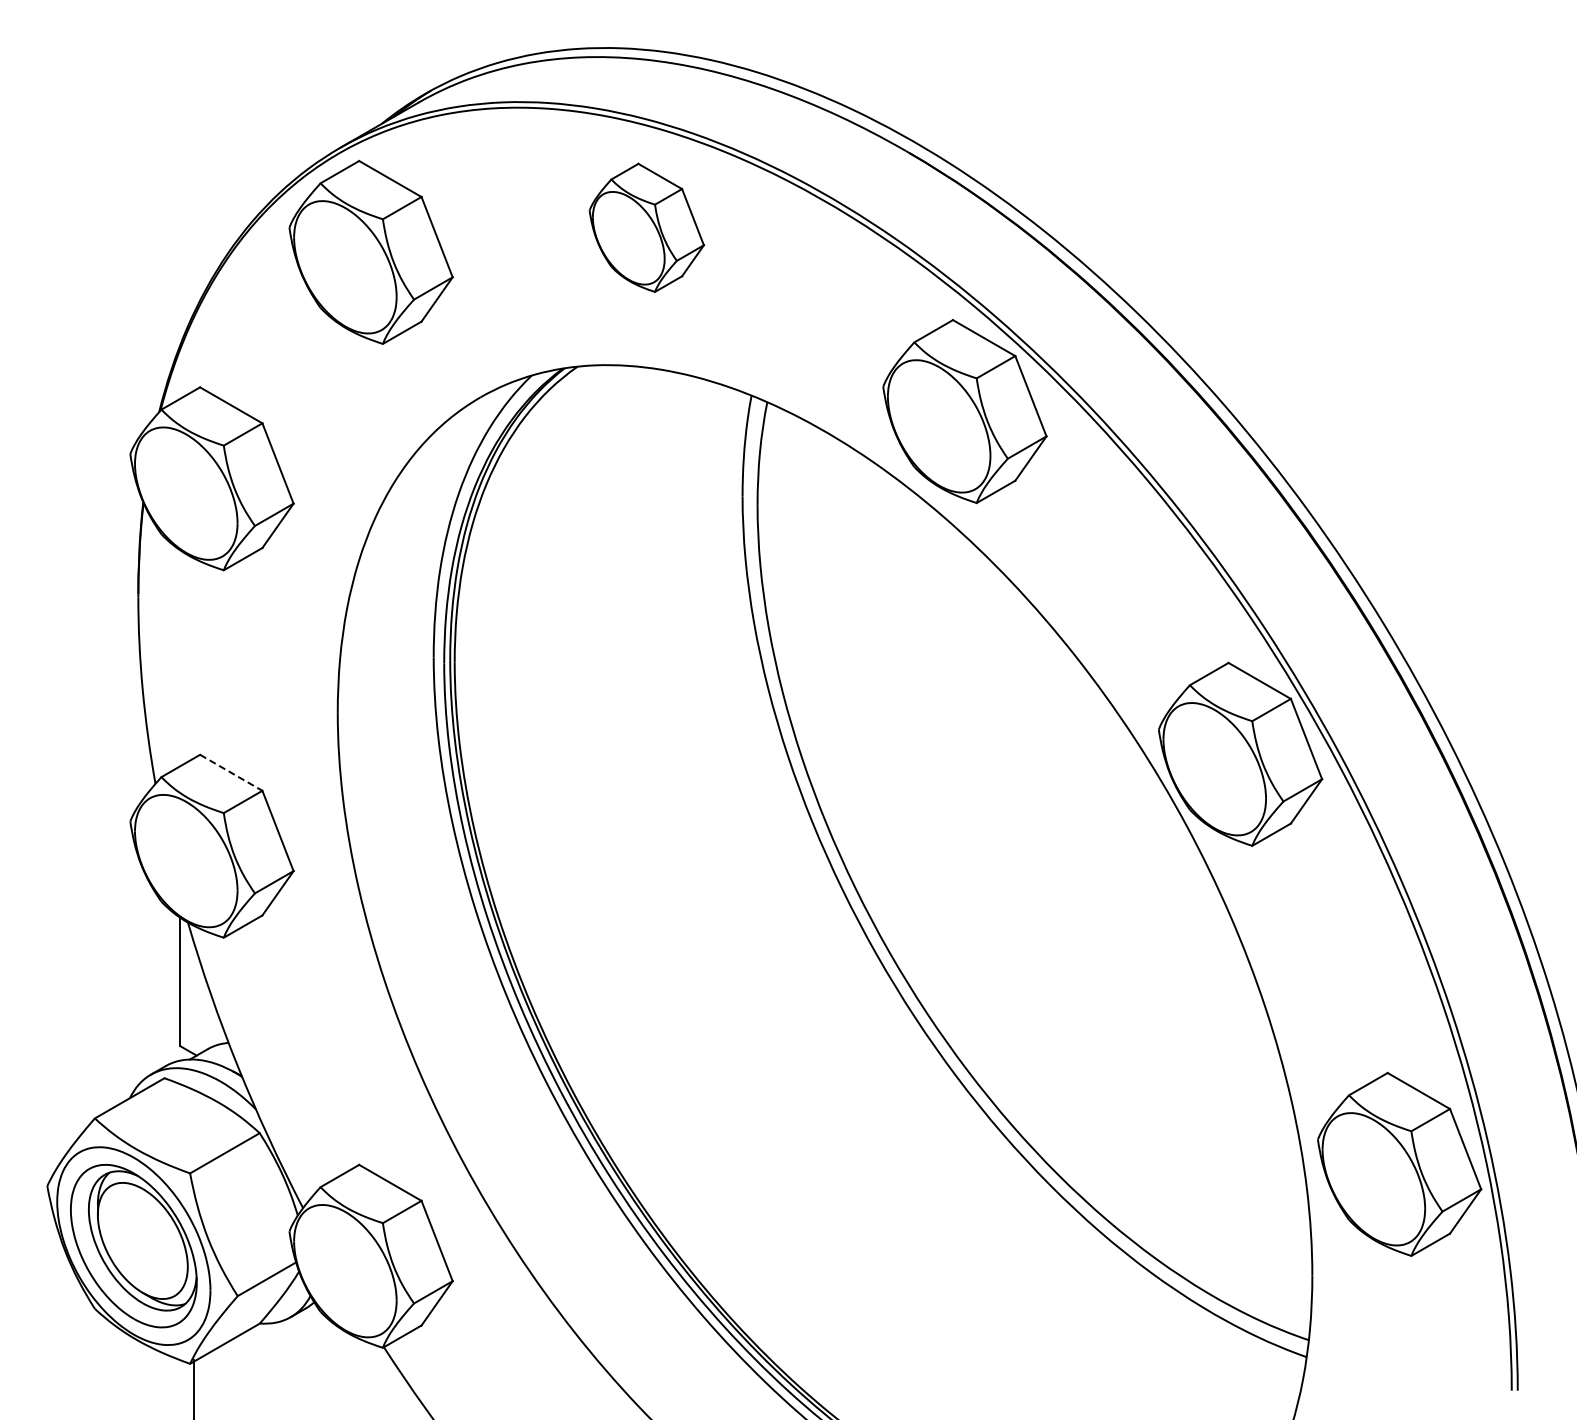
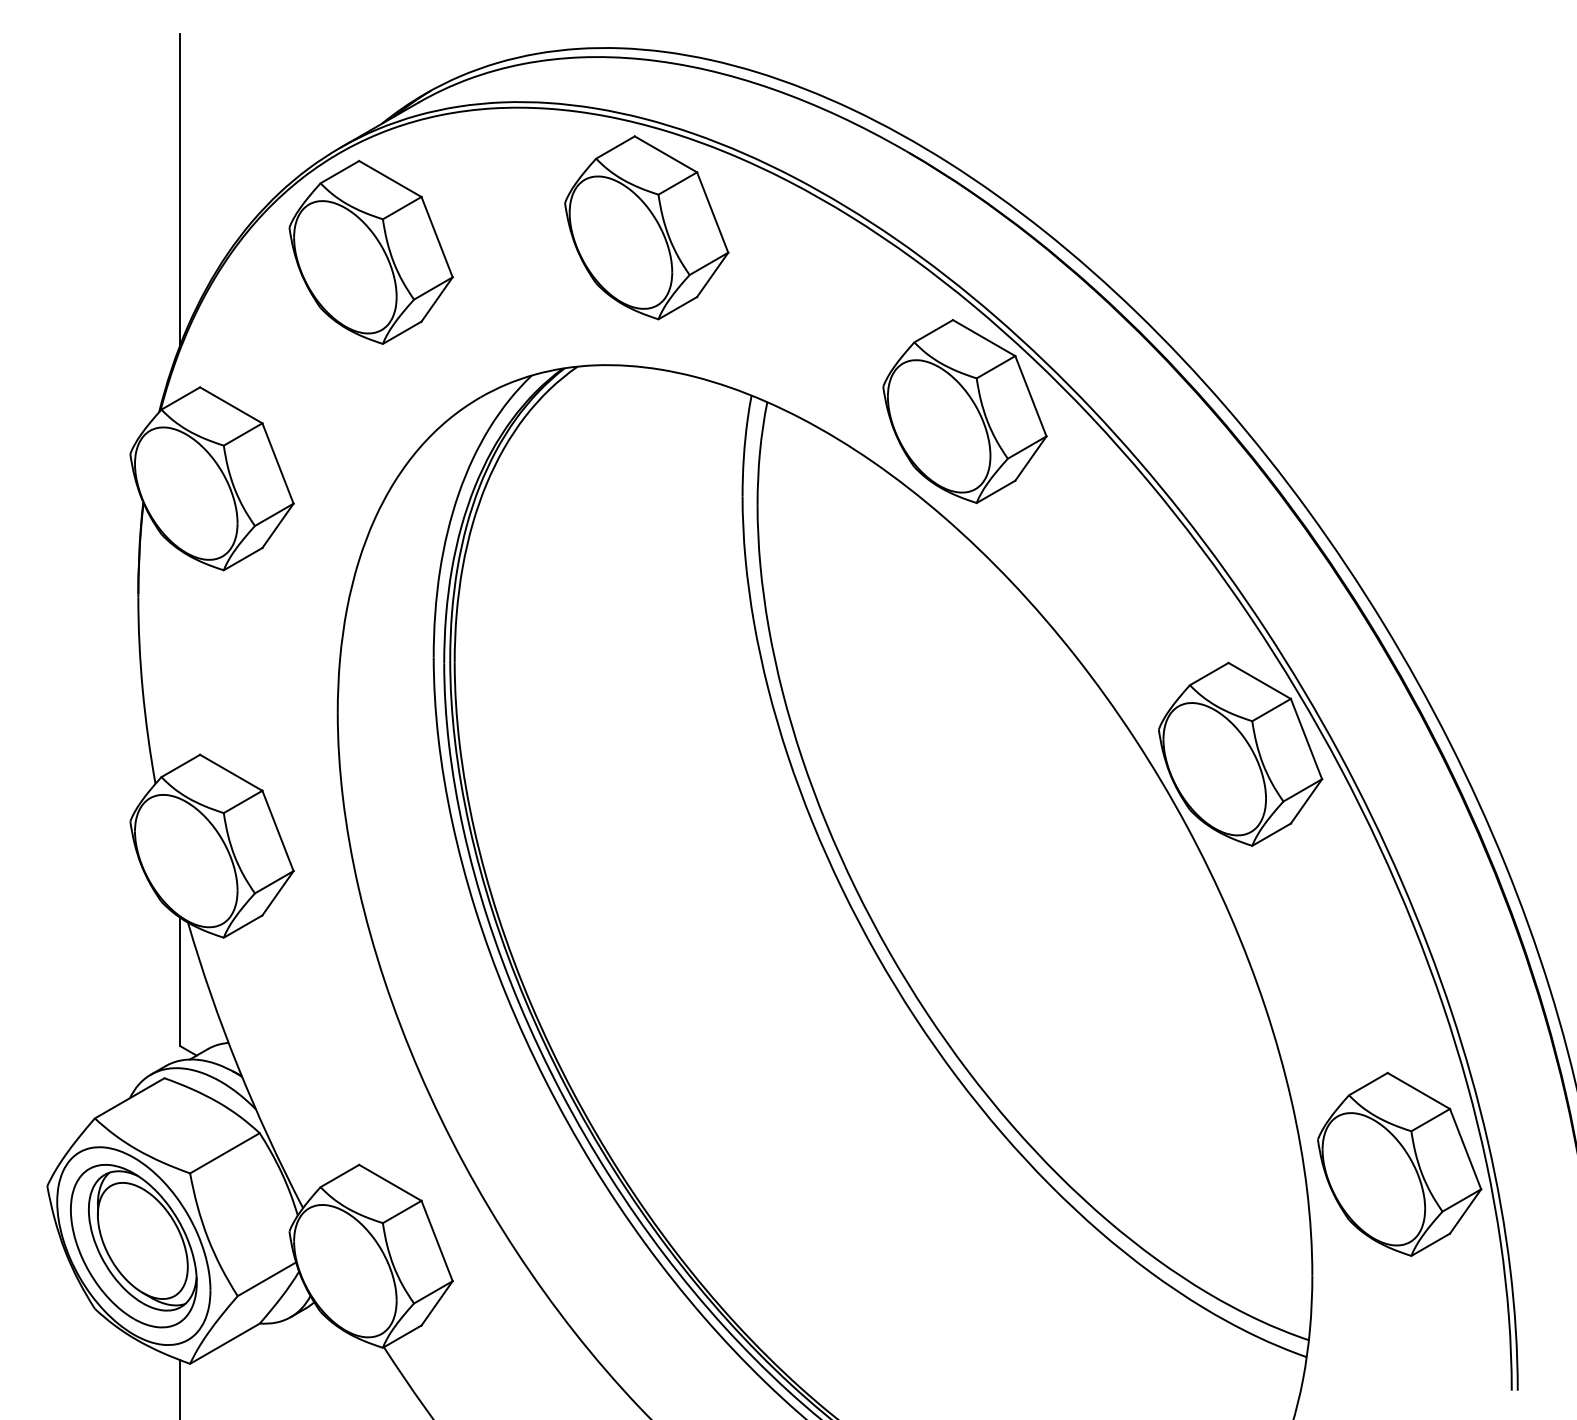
line: none -> present (180, 189)
part size: 118x131 px -> 166x186 px (646, 227)
line: dashed -> solid (231, 772)
line position: (194, 1388) -> (180, 1388) (180, 1388)
